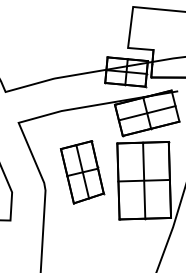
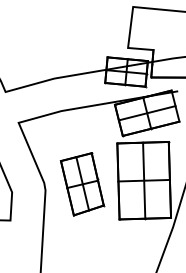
part position: (82, 172) -> (82, 184) (82, 184)
